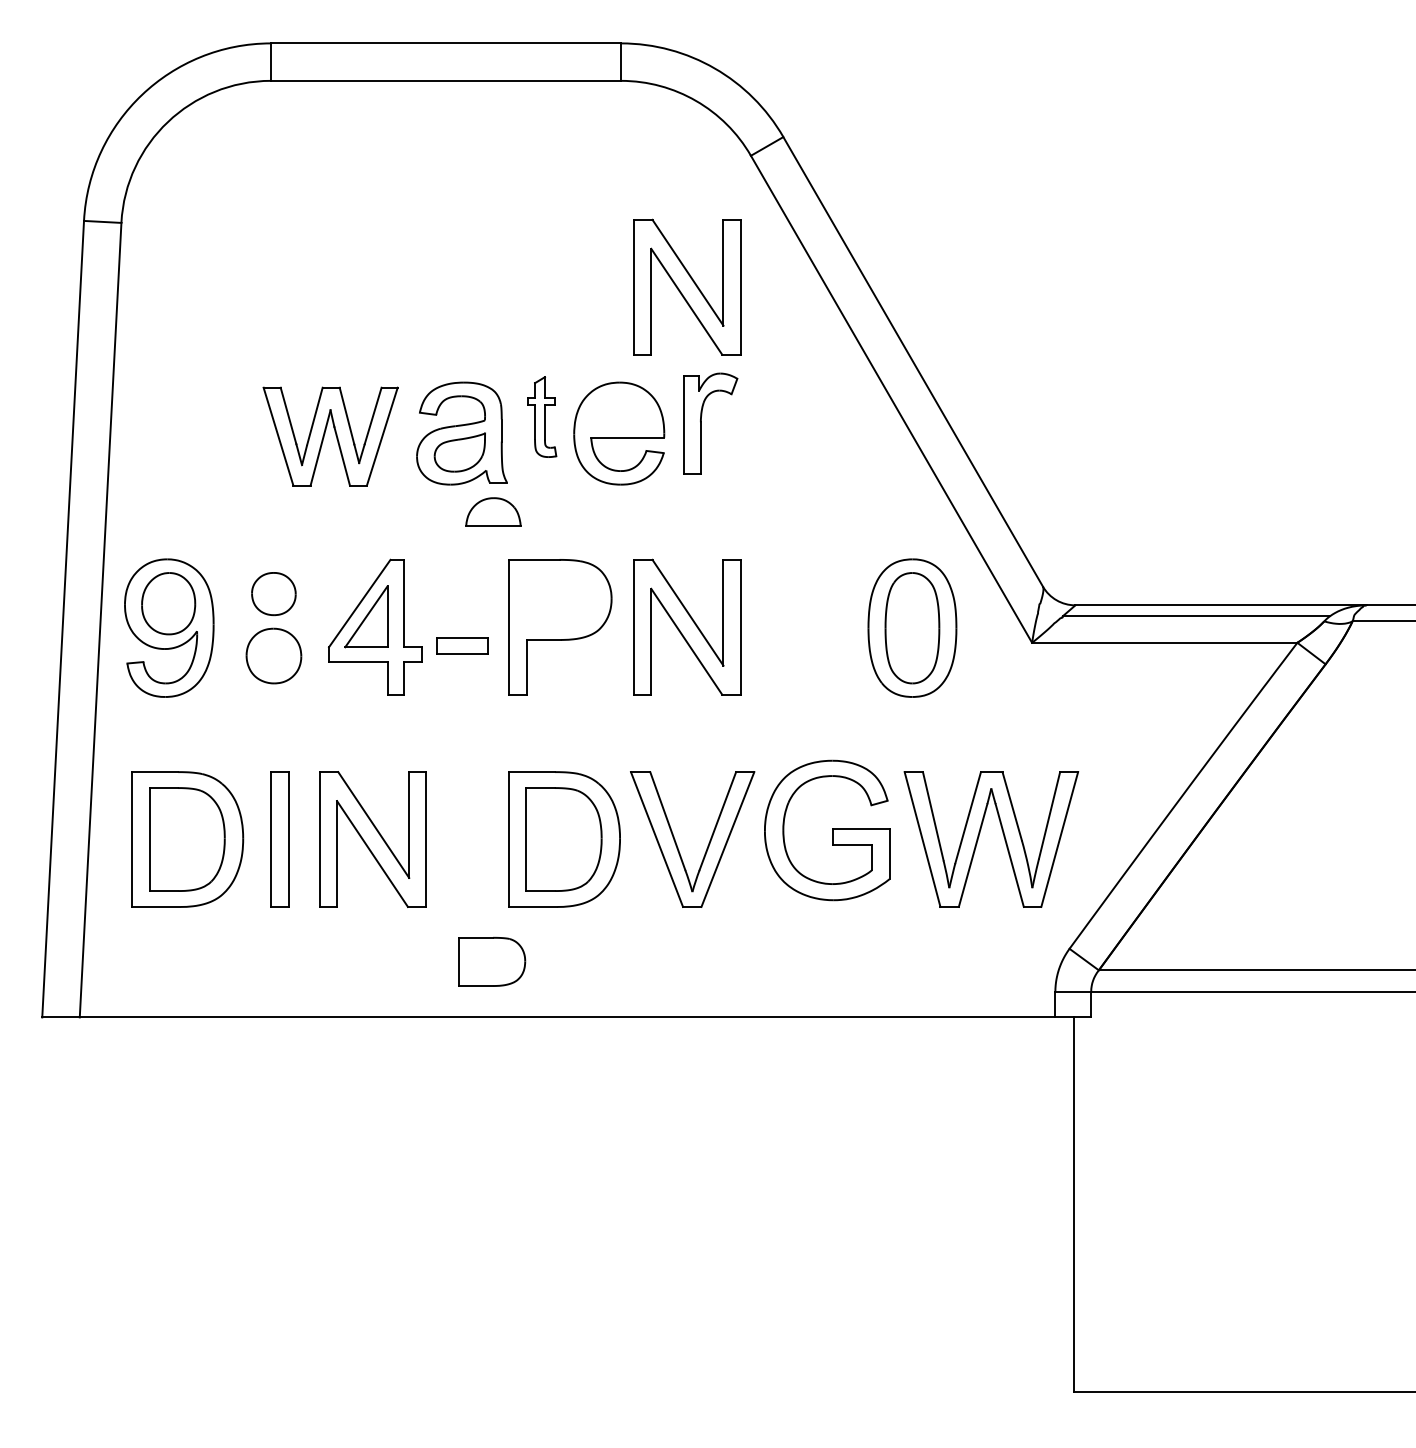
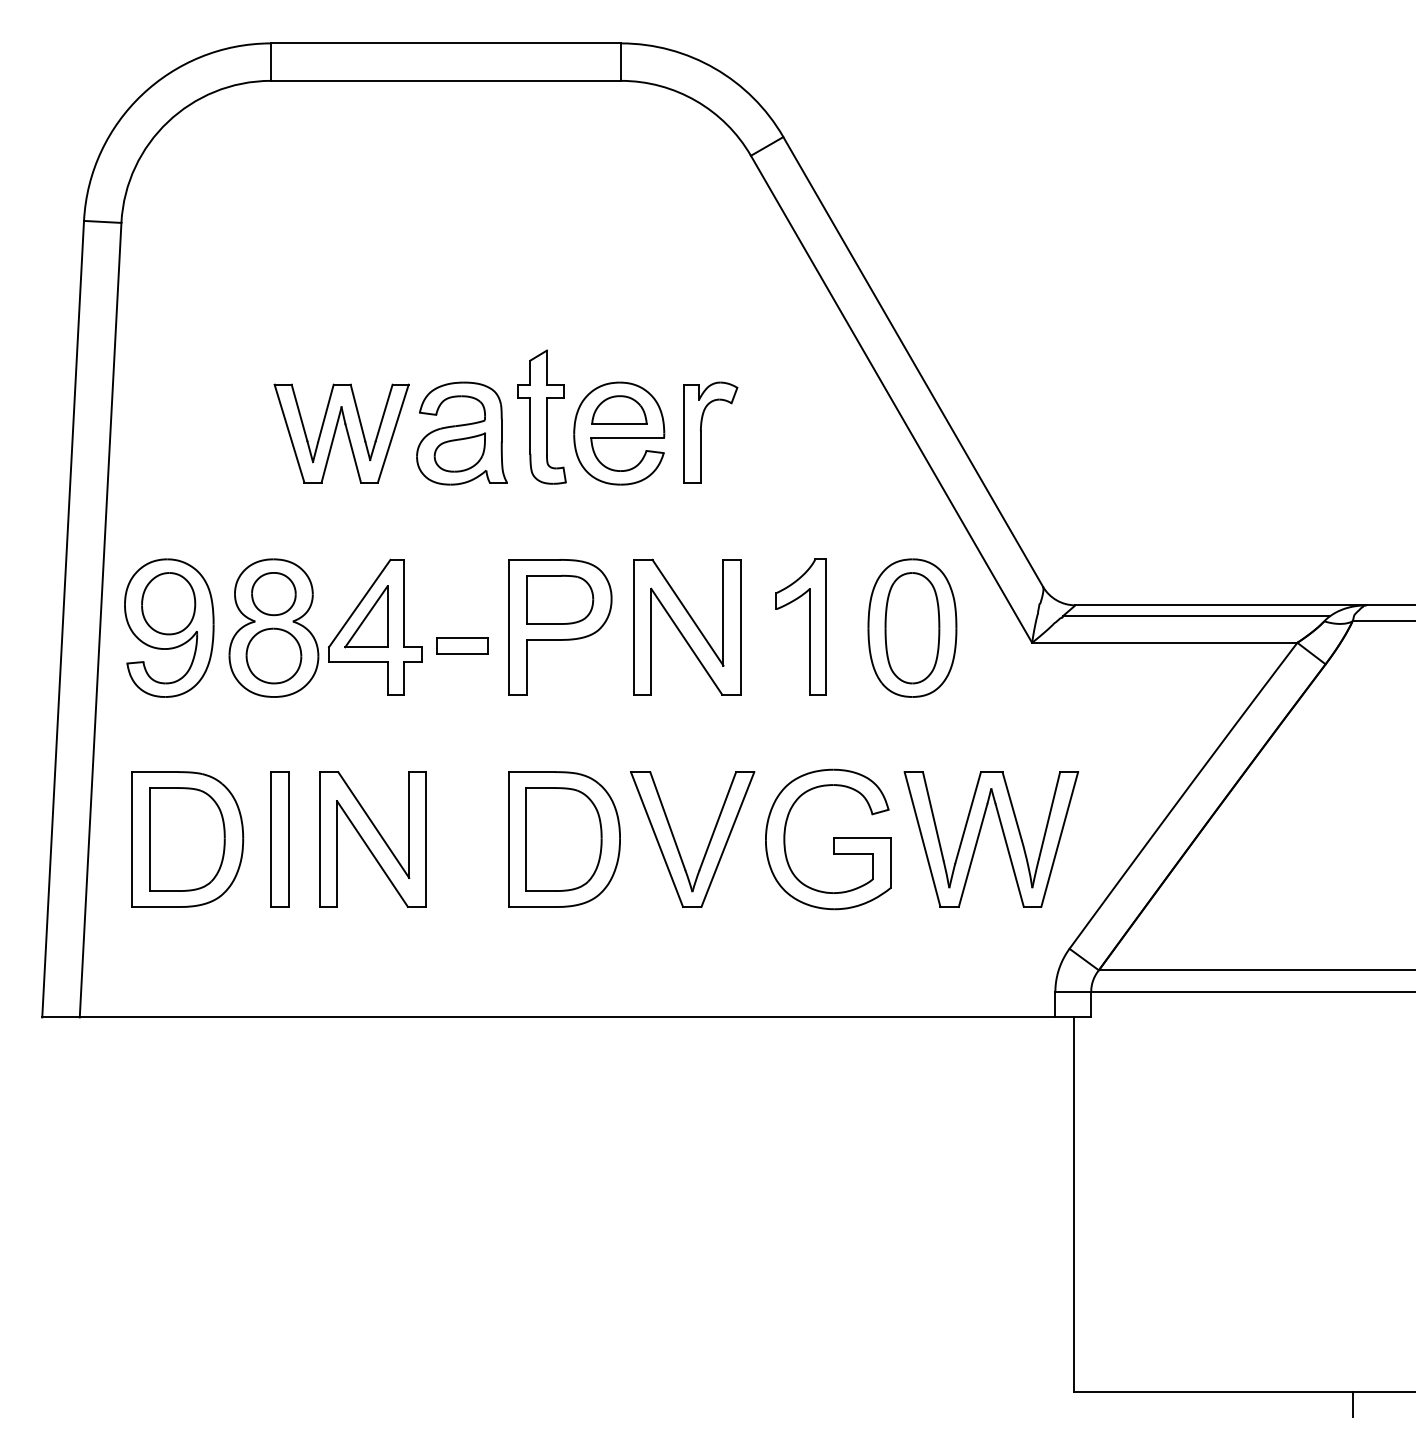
part: present -> none (687, 286)
part size: 31x82 px -> 50x136 px (541, 416)
part position: (701, 423) -> (701, 432) (701, 432)
part position: (330, 436) -> (341, 433) (341, 433)
part position: (493, 511) -> (619, 409) (619, 409)
part: none -> present (809, 626)
part: none -> present (273, 627)
part position: (827, 830) -> (828, 839) (828, 839)
part position: (492, 961) -> (560, 599) (560, 599)
line: none -> present (1353, 1404)
